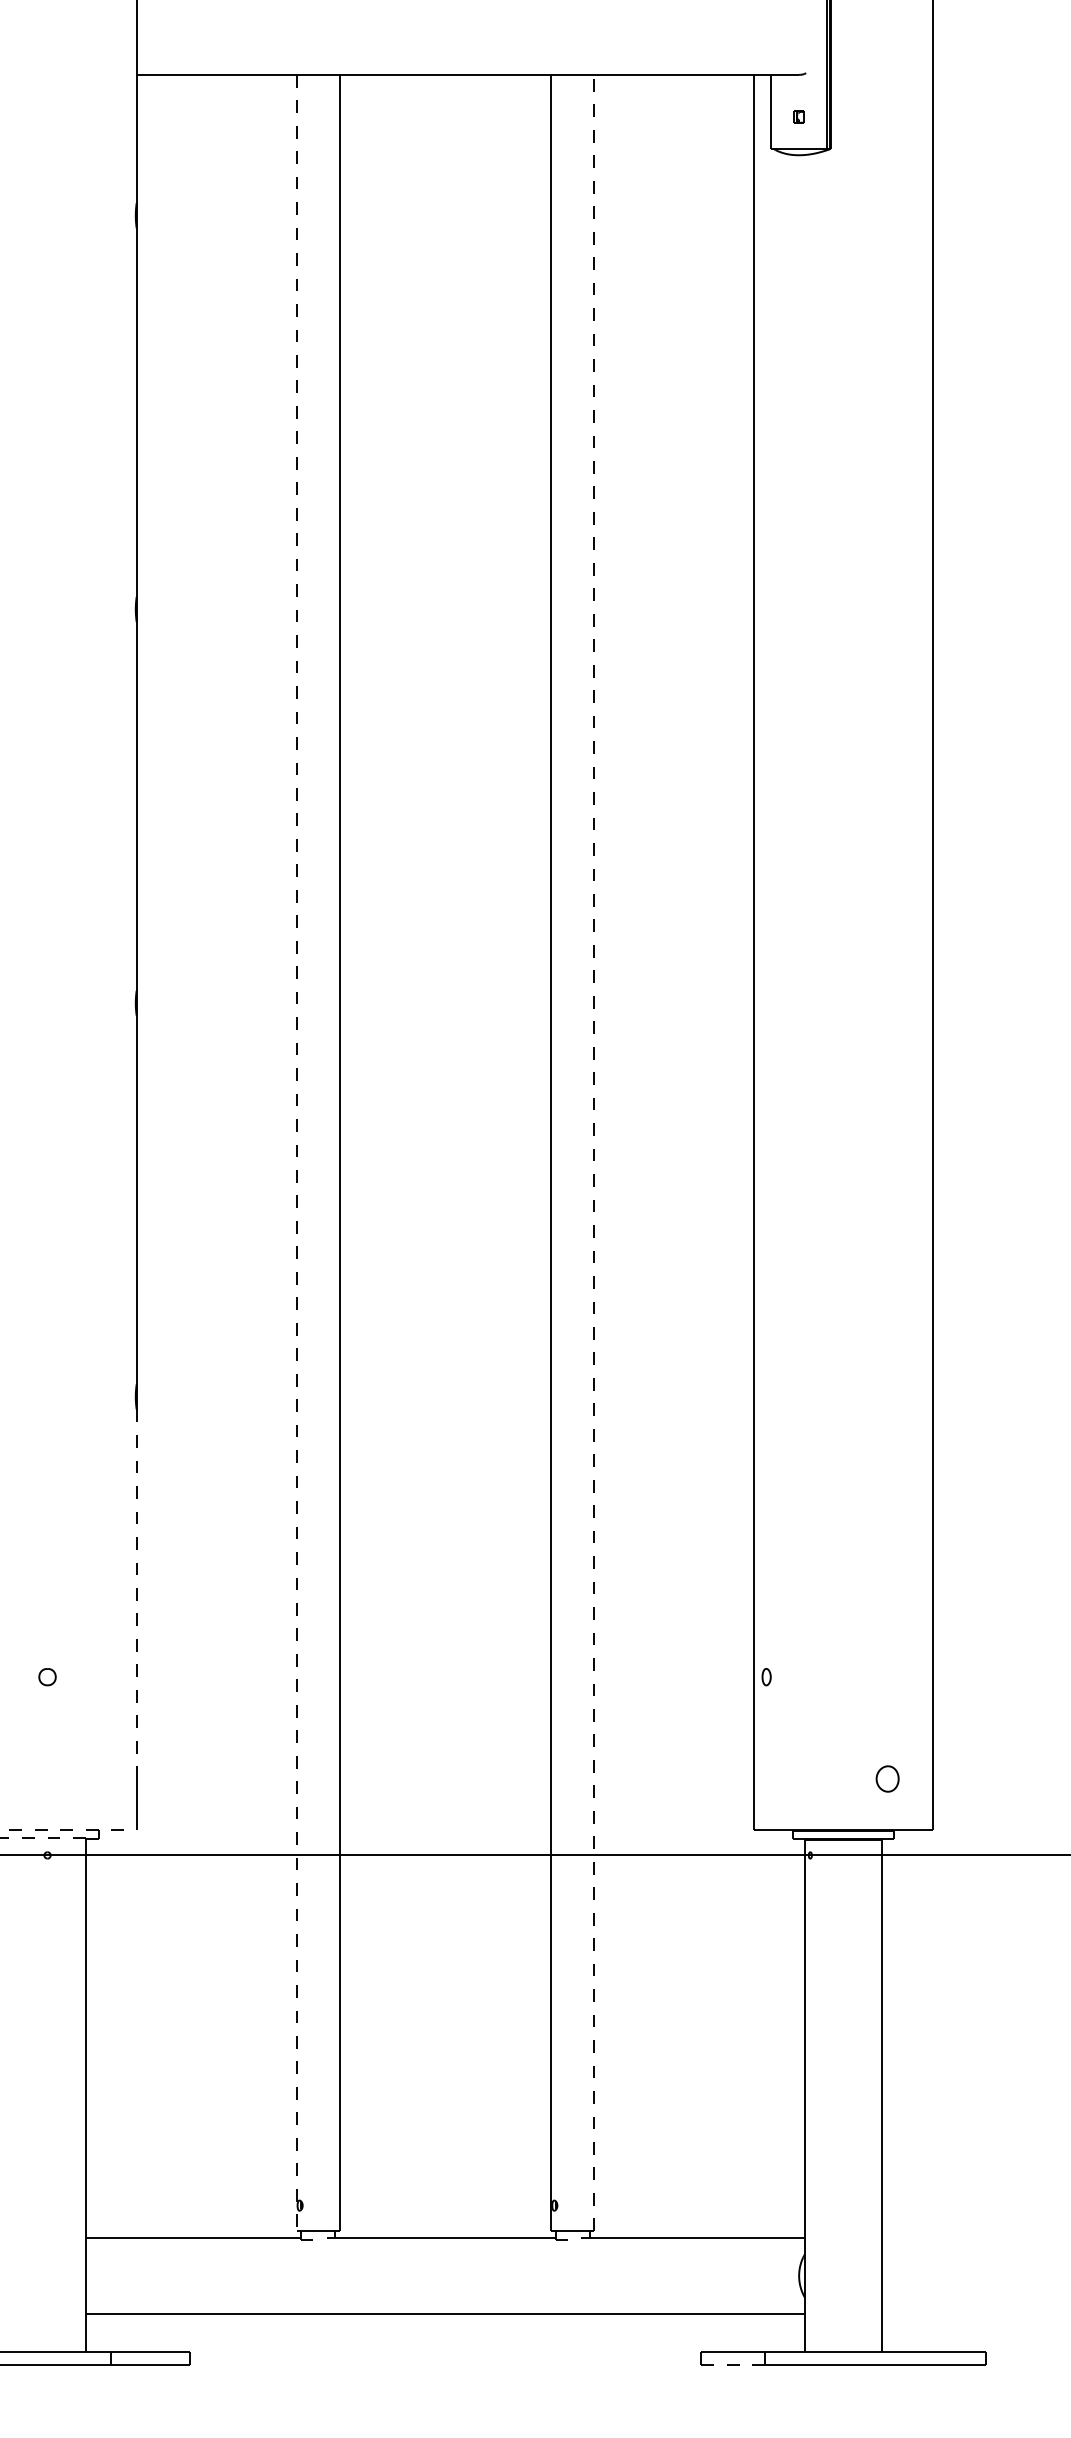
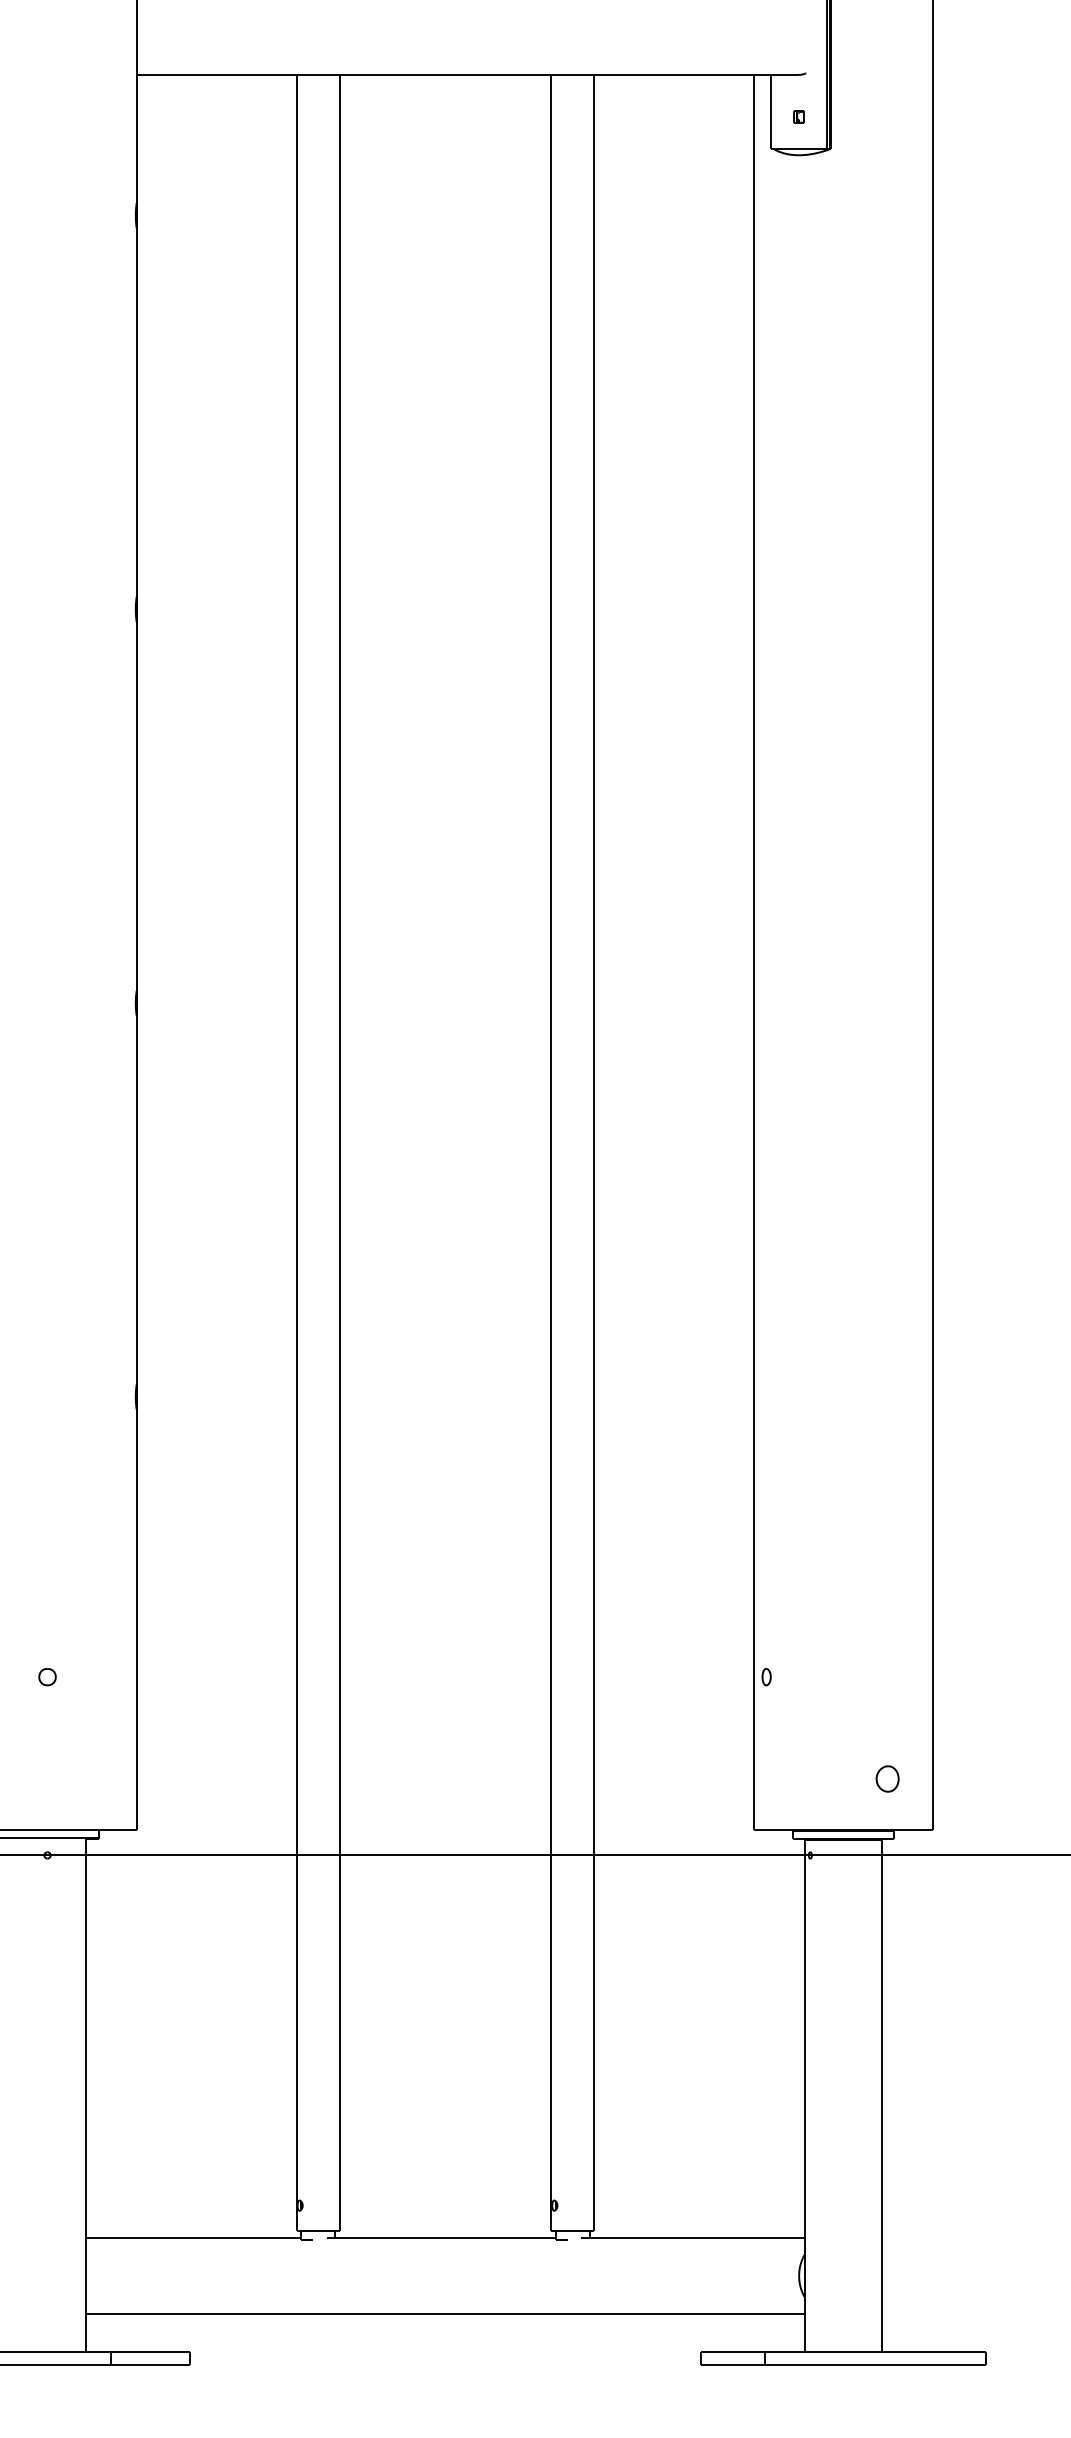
line: dashed -> solid (594, 1152)
line: dashed -> solid (296, 1153)
line: dashed -> solid (136, 1588)
line: dashed -> solid (68, 1829)
line: dashed -> solid (49, 1837)
line: dashed -> solid (733, 2364)
